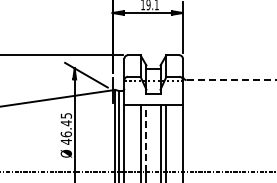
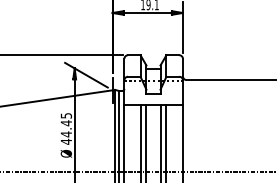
line: dashed -> solid (231, 80)
text: 46.45 -> 44.45 (65, 134)
line: dashed -> solid (146, 138)
